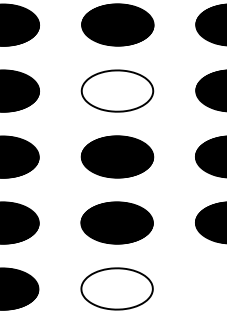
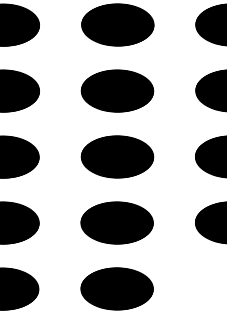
hatch: none -> present (117, 90)
hatch: none -> present (116, 288)
